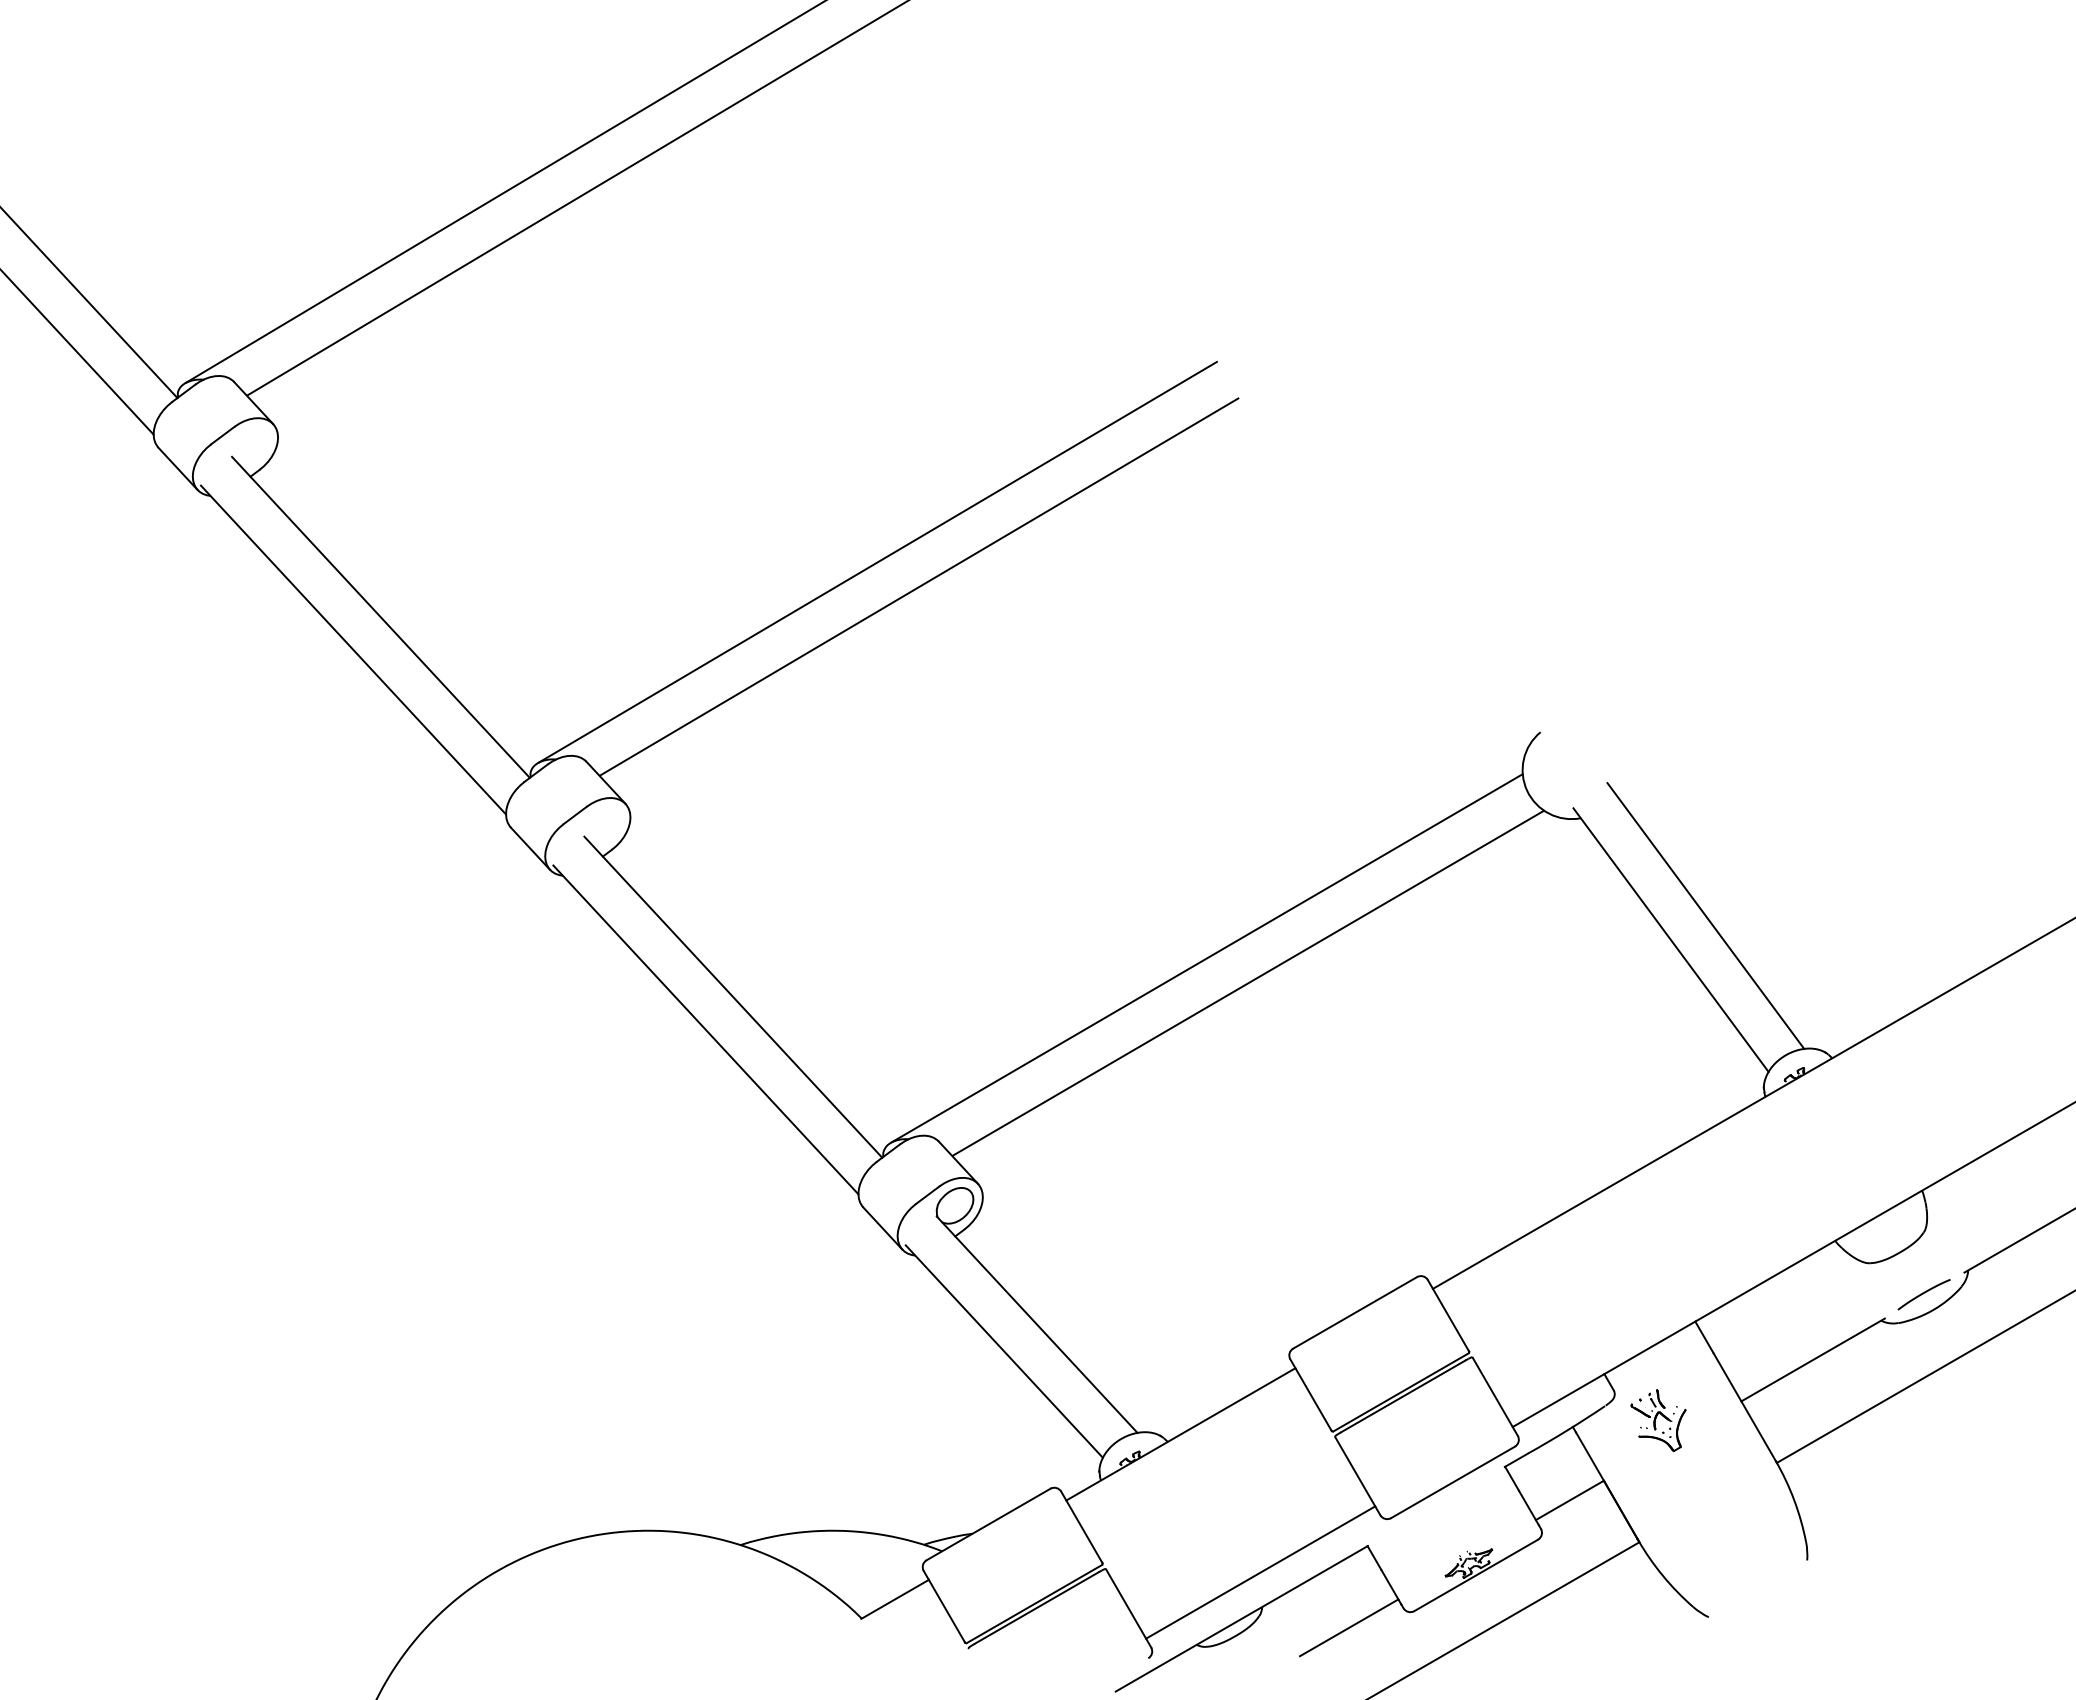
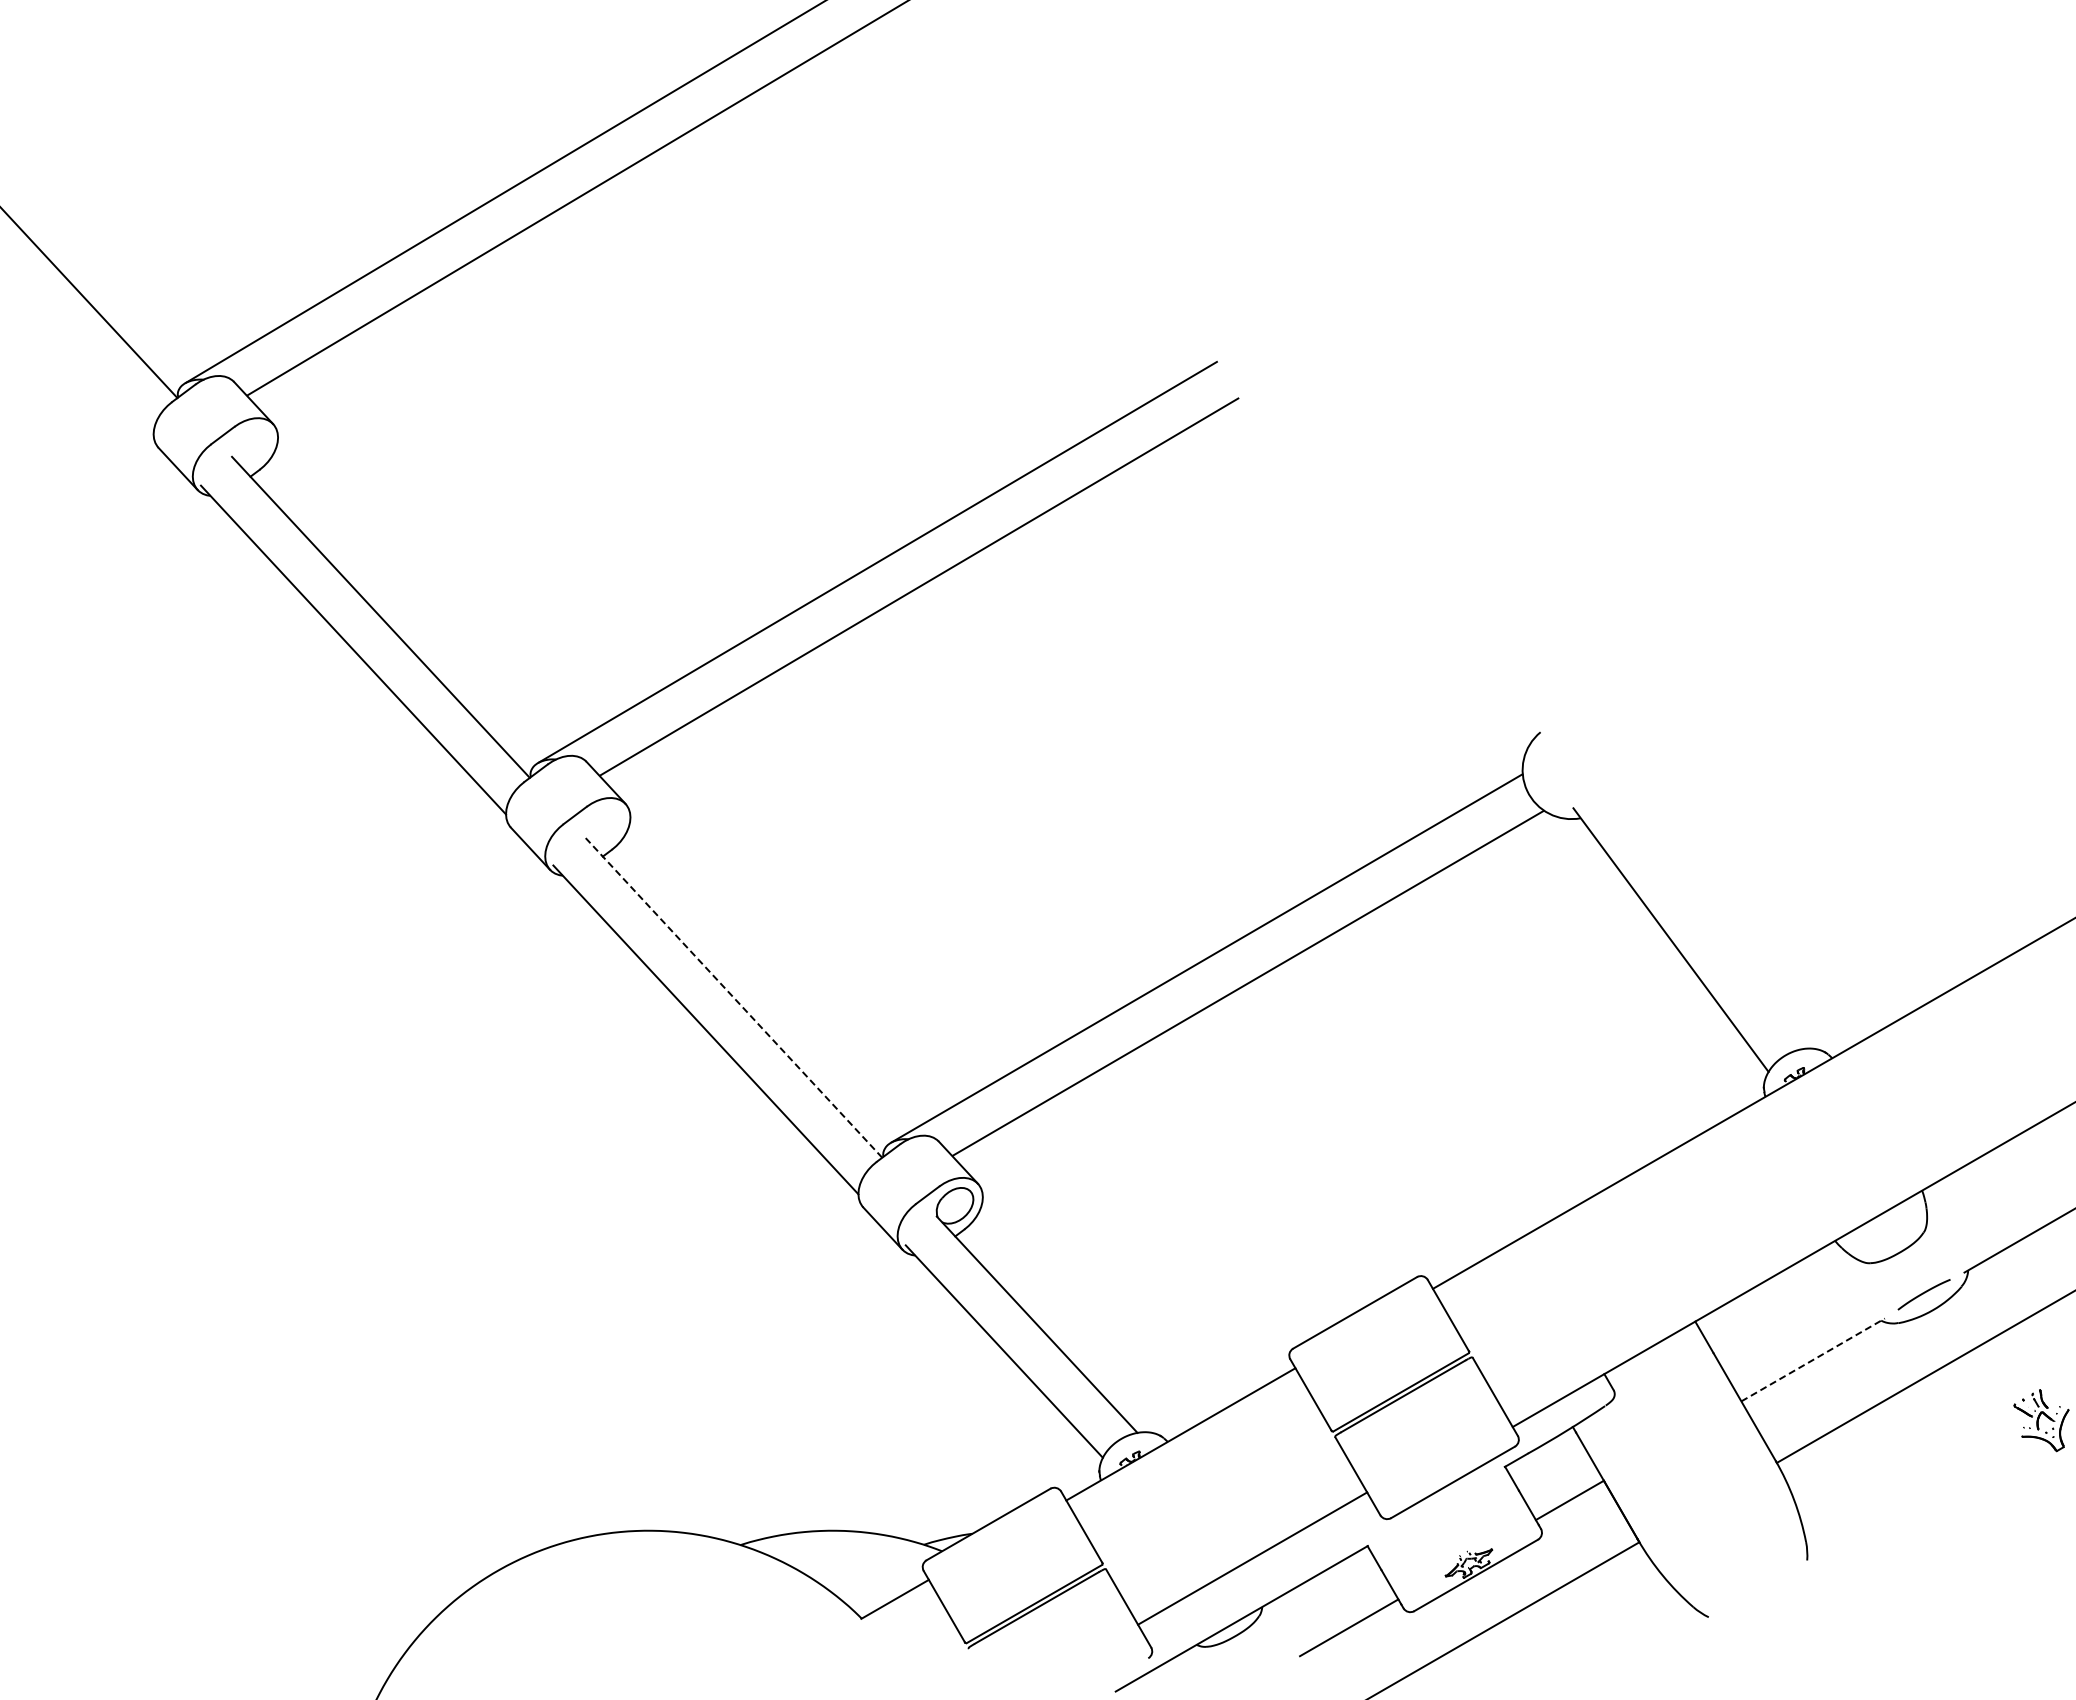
line: present -> none (77, 352)
line: present -> none (1705, 915)
line: solid -> dashed (733, 997)
line: solid -> dashed (1813, 1359)
part position: (1658, 1420) -> (2041, 1420) (2041, 1420)
line position: (1260, 1572) -> (1252, 1558) (1252, 1558)
